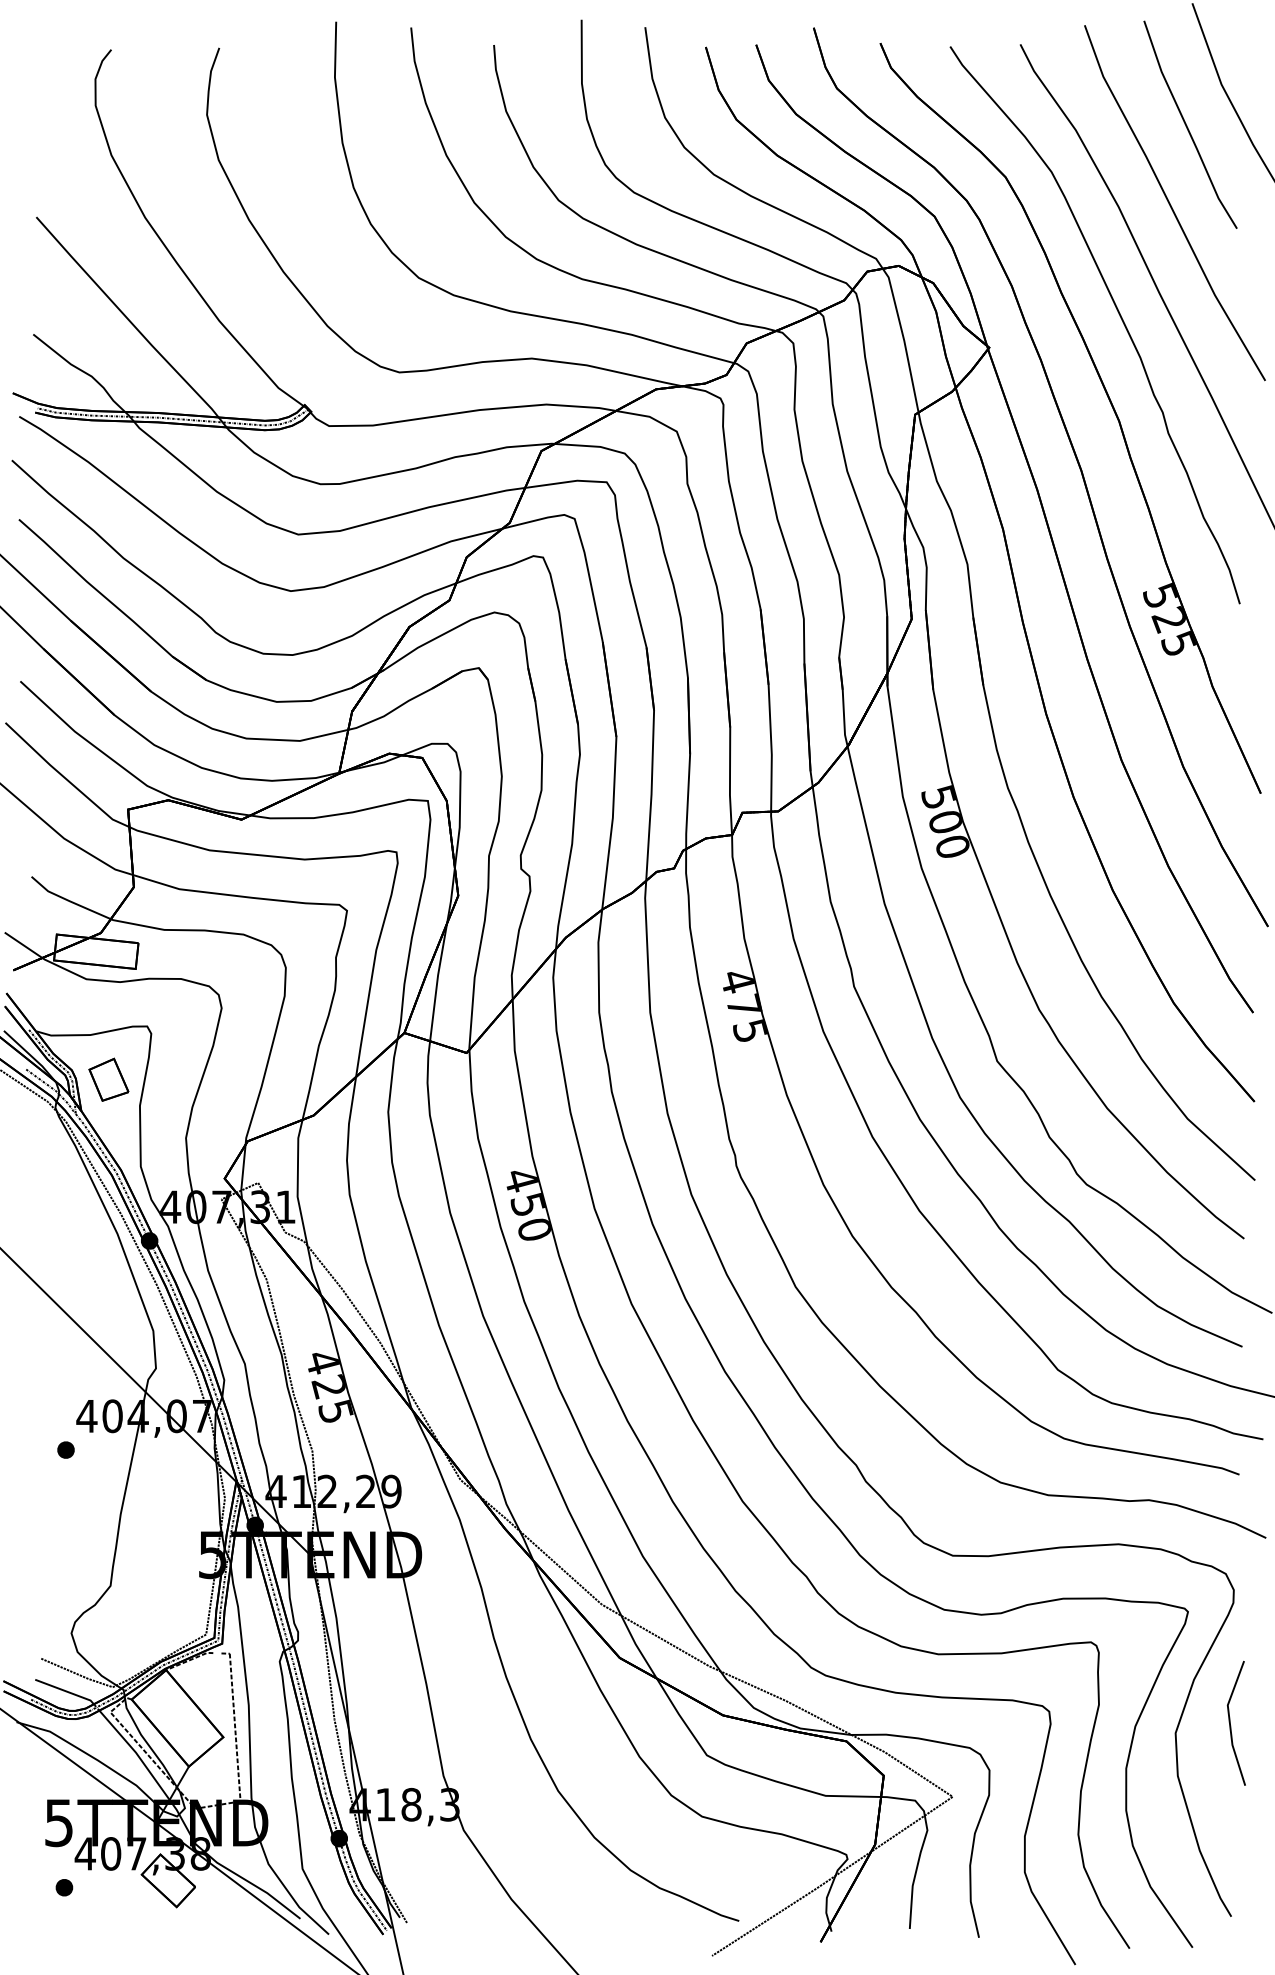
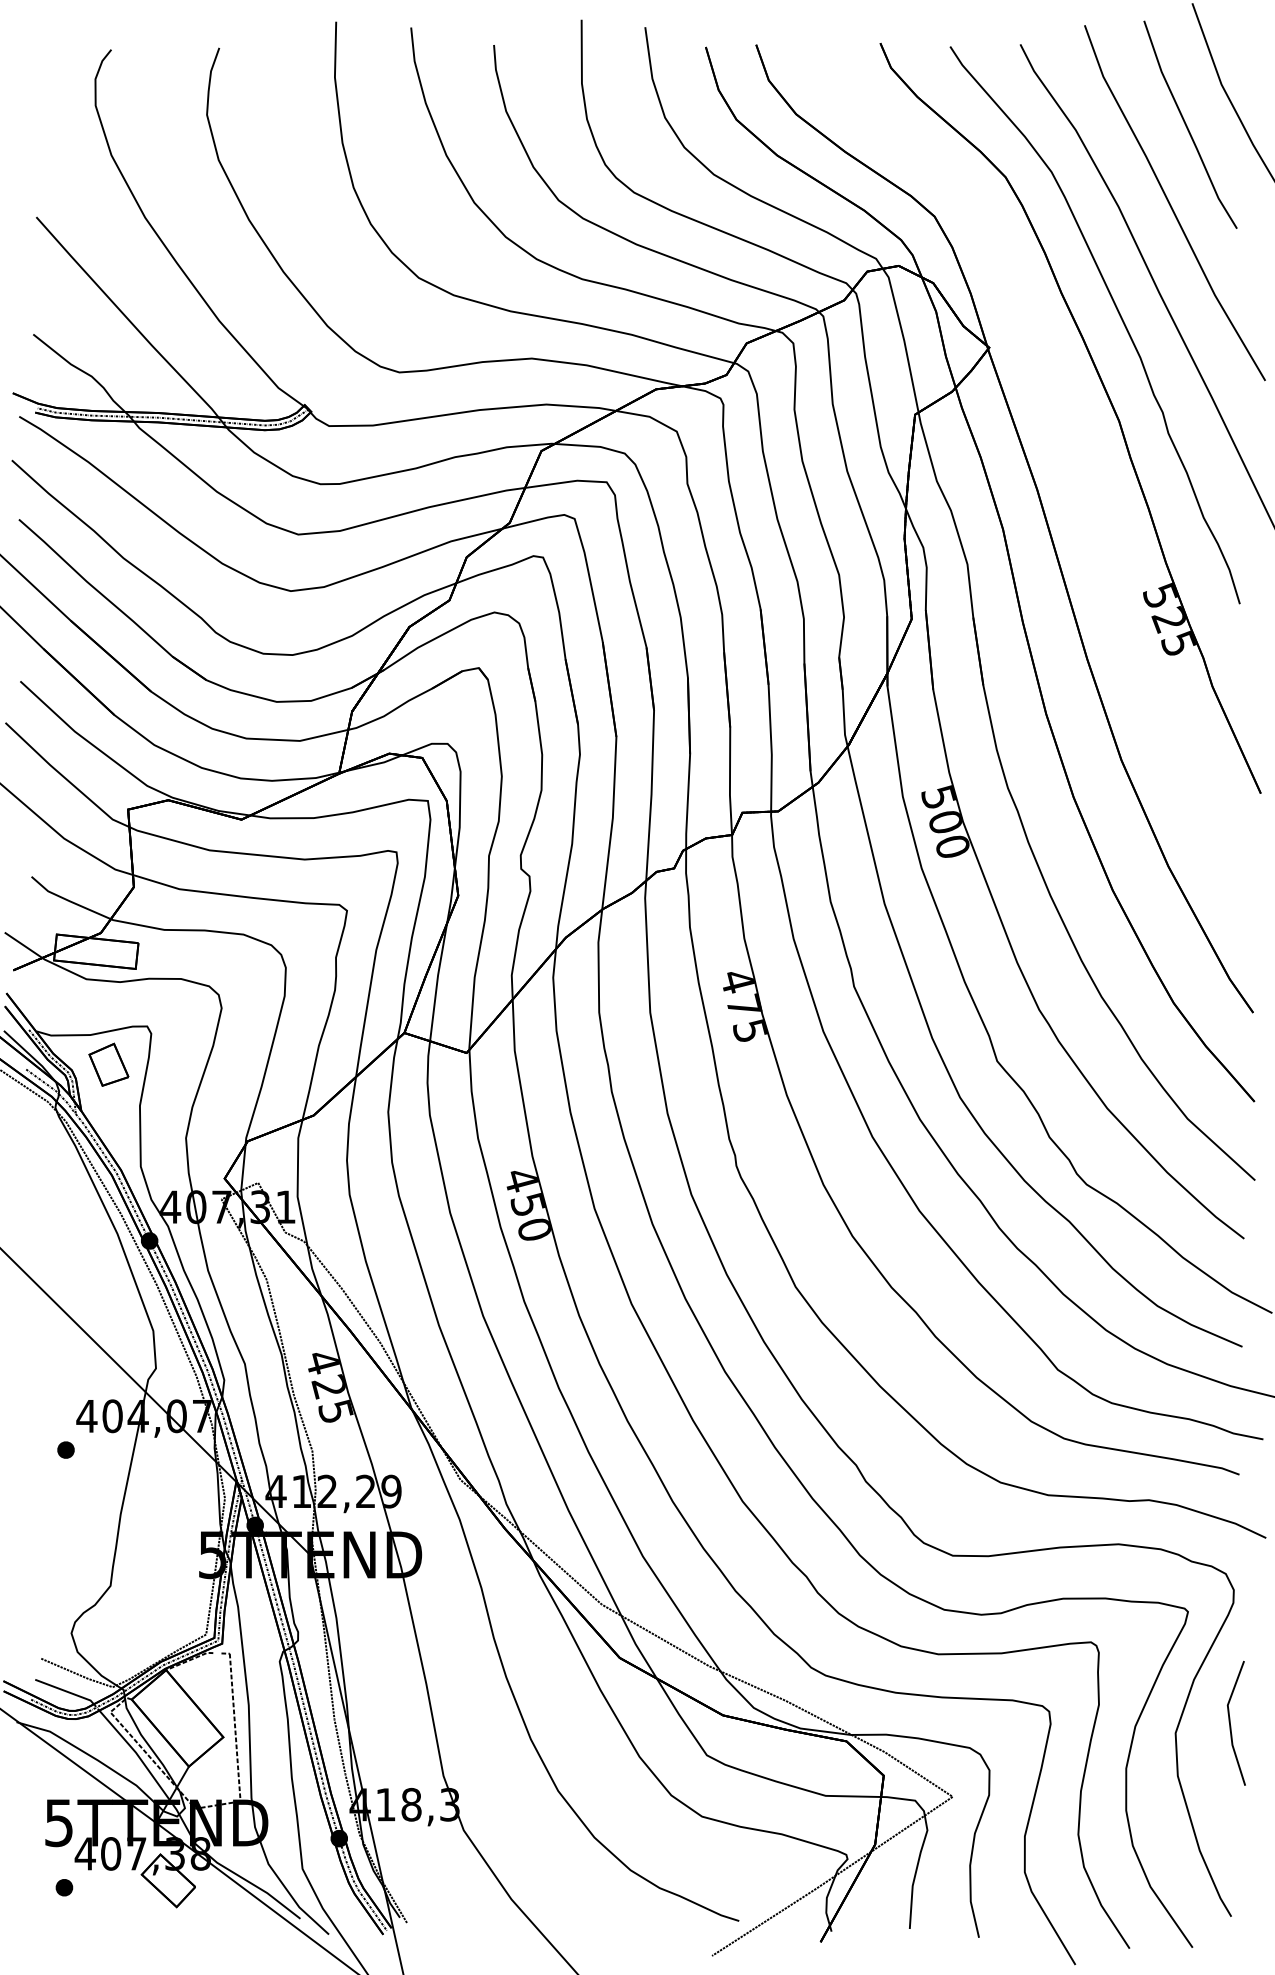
part: present -> none (1076, 461)
part position: (108, 1079) -> (108, 1064) (108, 1064)
